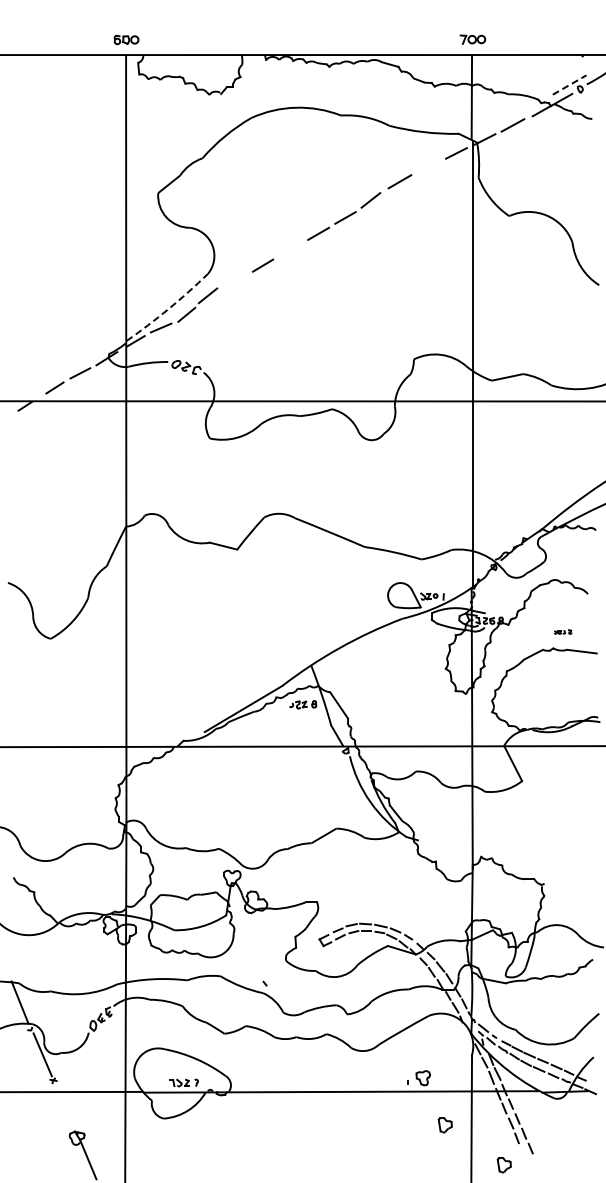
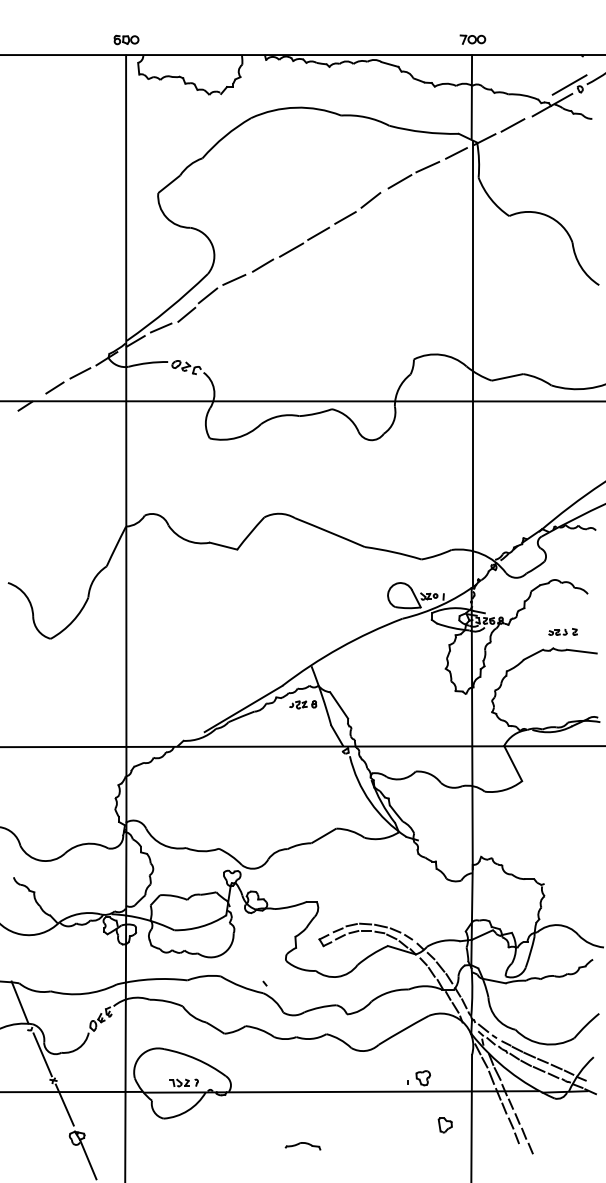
line: dashed -> solid (570, 84)
line: none -> present (427, 167)
line: none -> present (291, 249)
line: none -> present (234, 279)
arc: dashed -> solid (168, 308)
part size: 19x6 px -> 30x8 px (562, 631)
line: none -> present (64, 1104)
part: none -> present (302, 1146)
part: present -> none (503, 1165)
